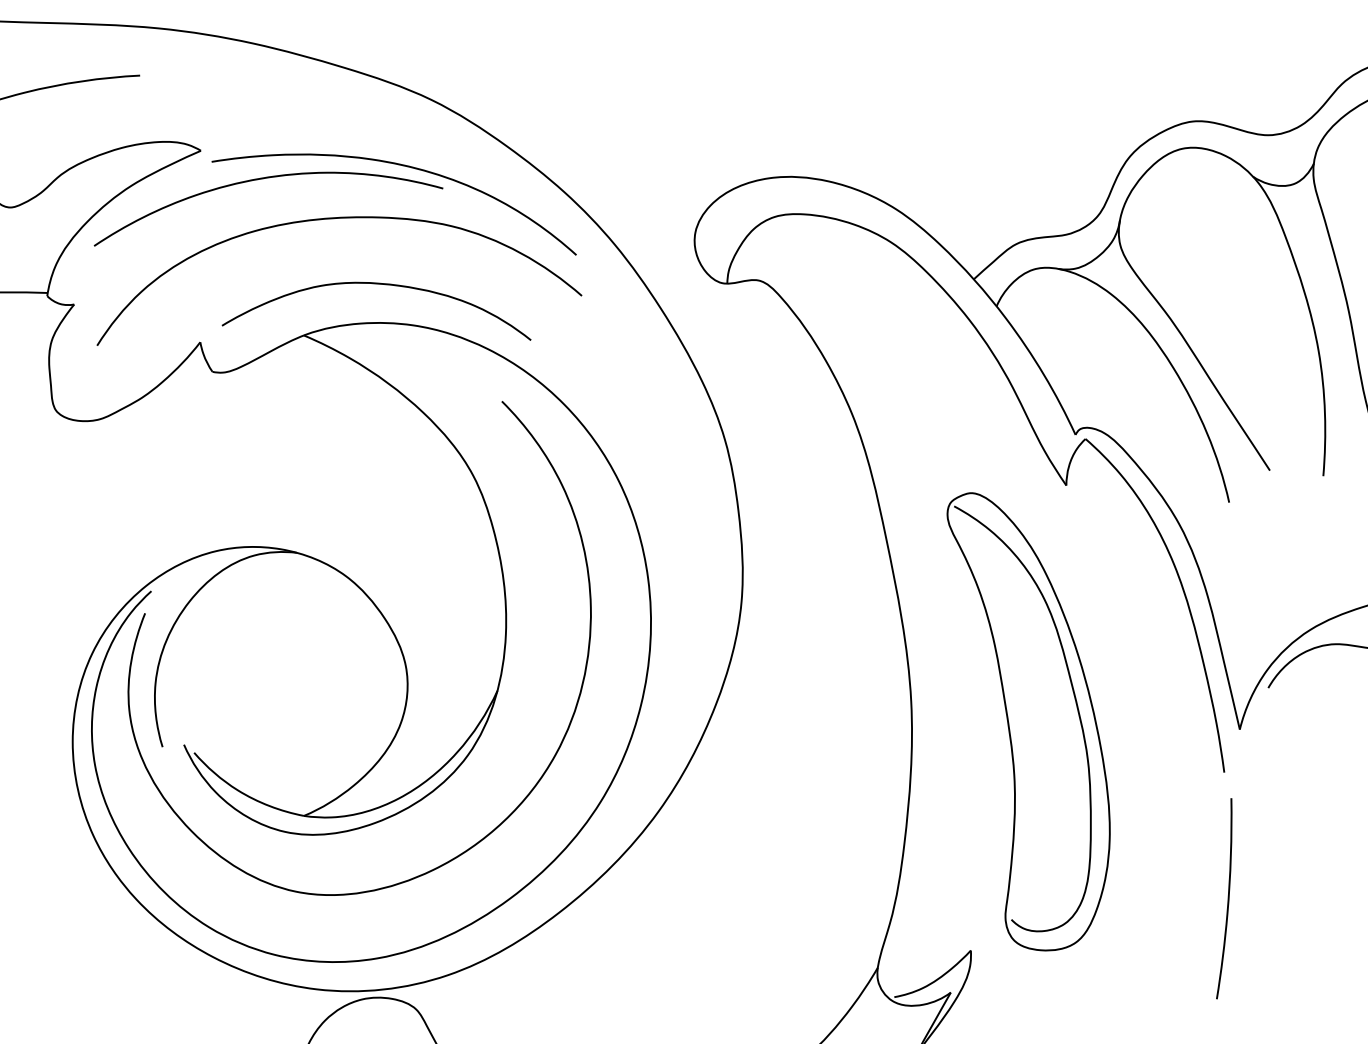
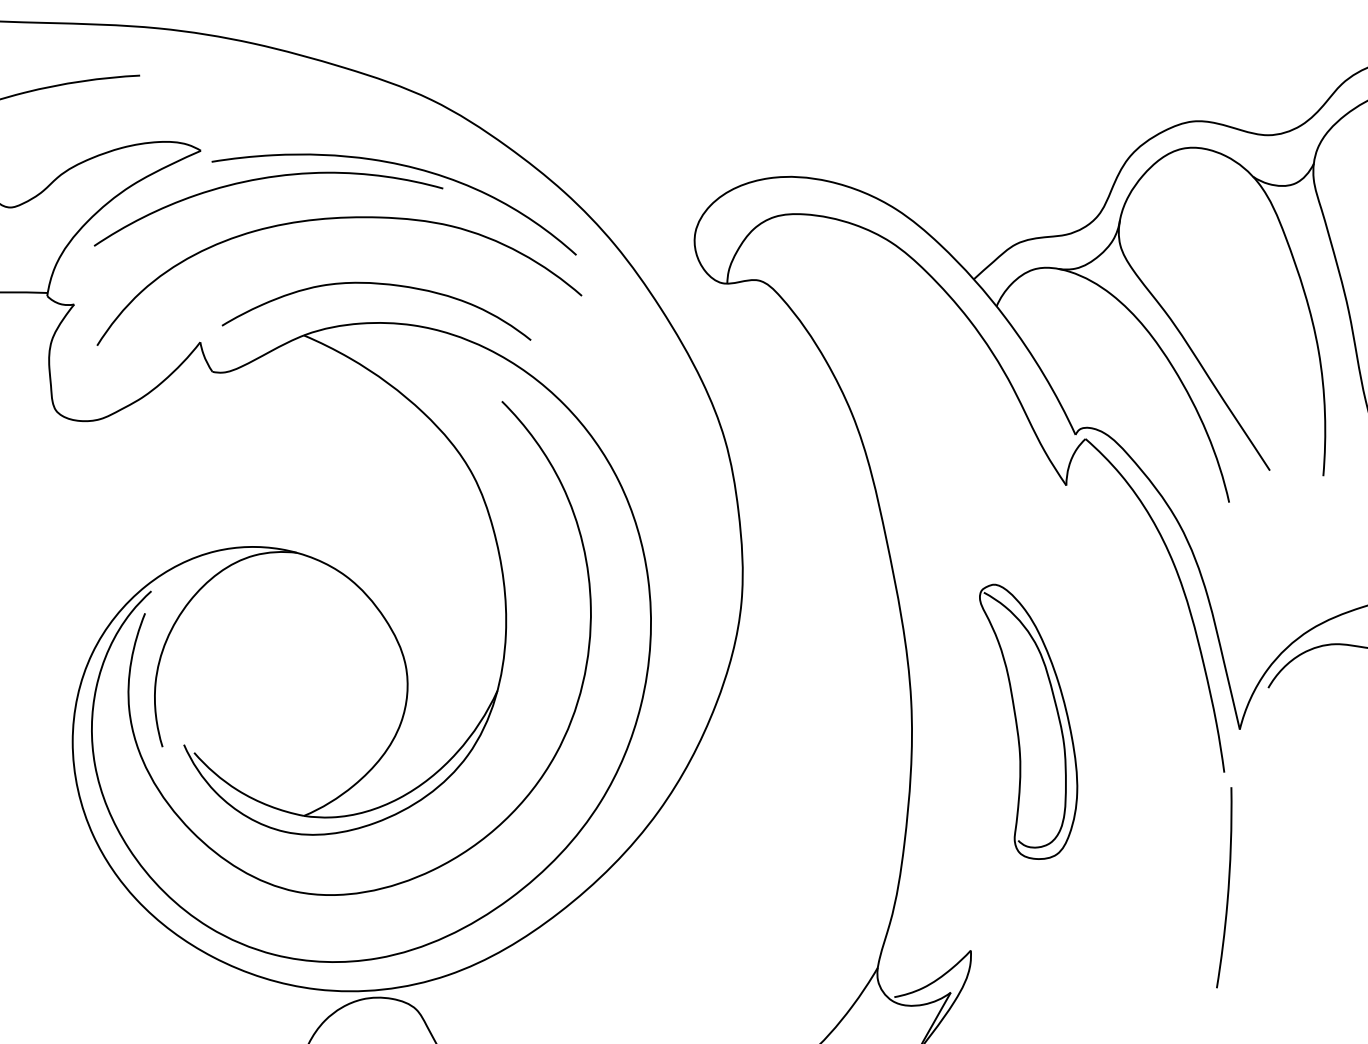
part size: 165x460 px -> 100x277 px (1028, 721)
curve position: (1227, 898) -> (1227, 887) (1227, 887)
